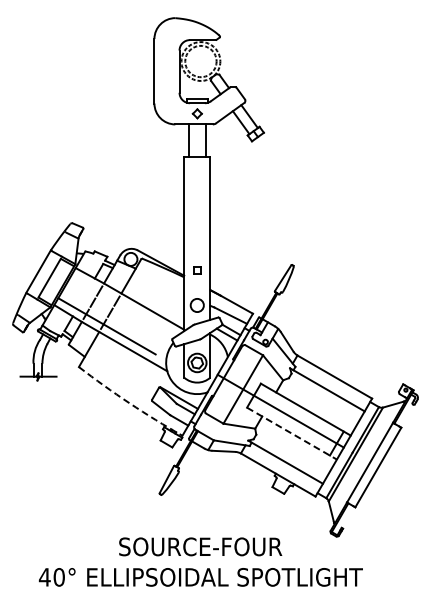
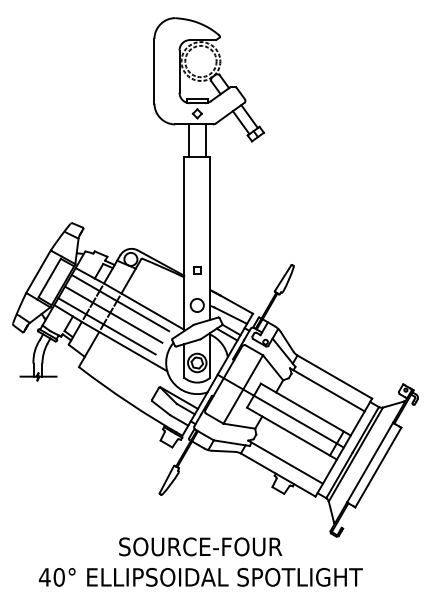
line: none -> present (120, 302)
line: none -> present (113, 314)
arc: dashed -> solid (129, 403)
line: dashed -> solid (292, 433)
